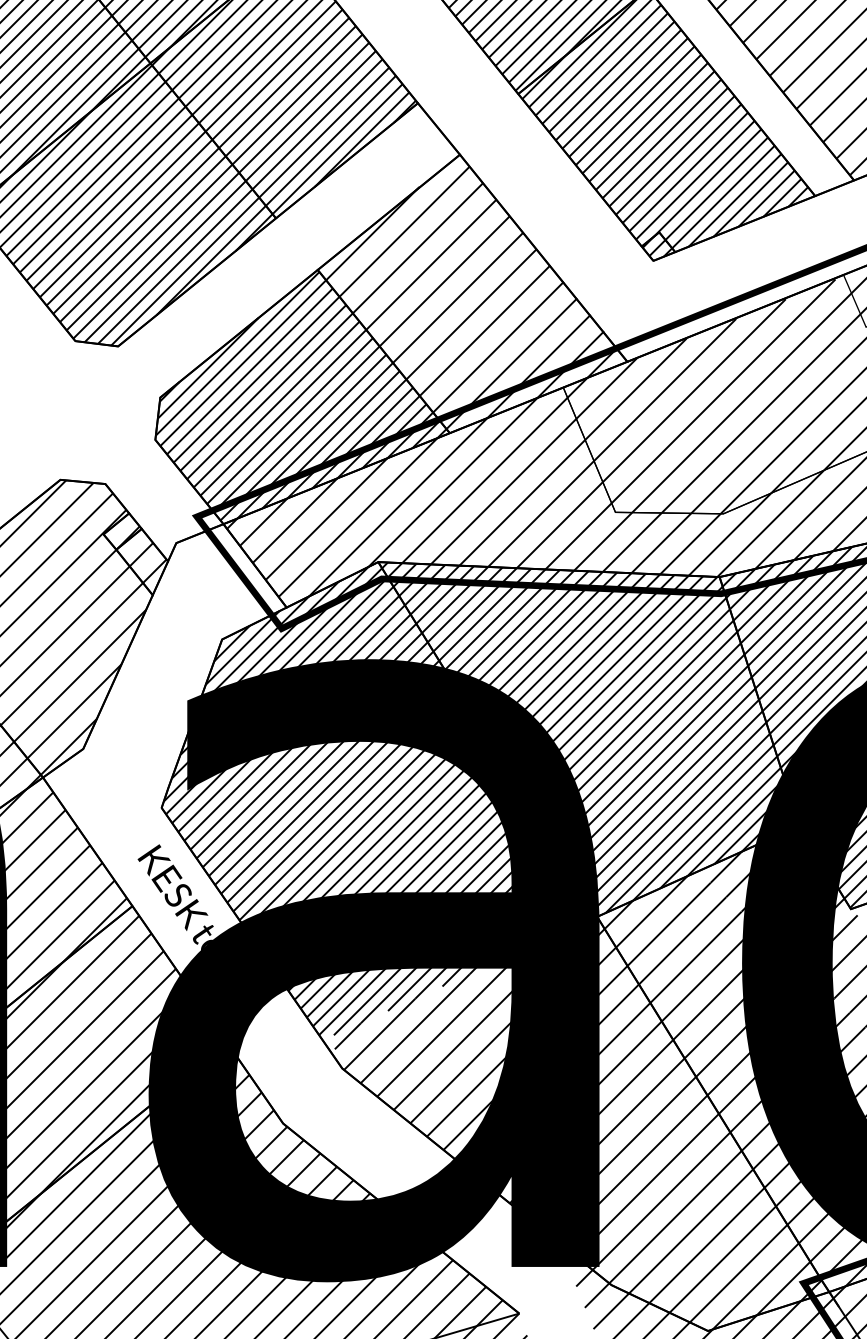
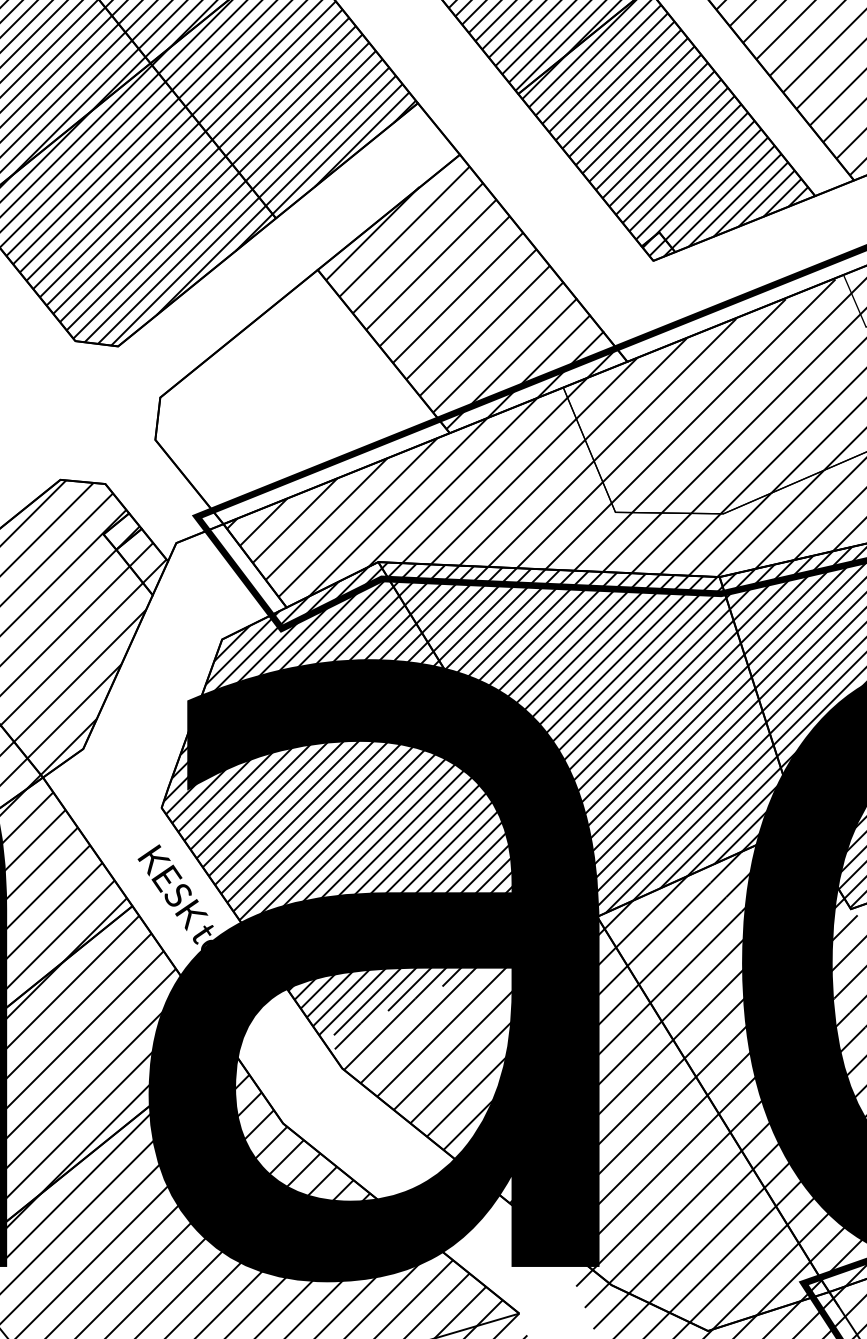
hatch: present -> none (300, 396)
